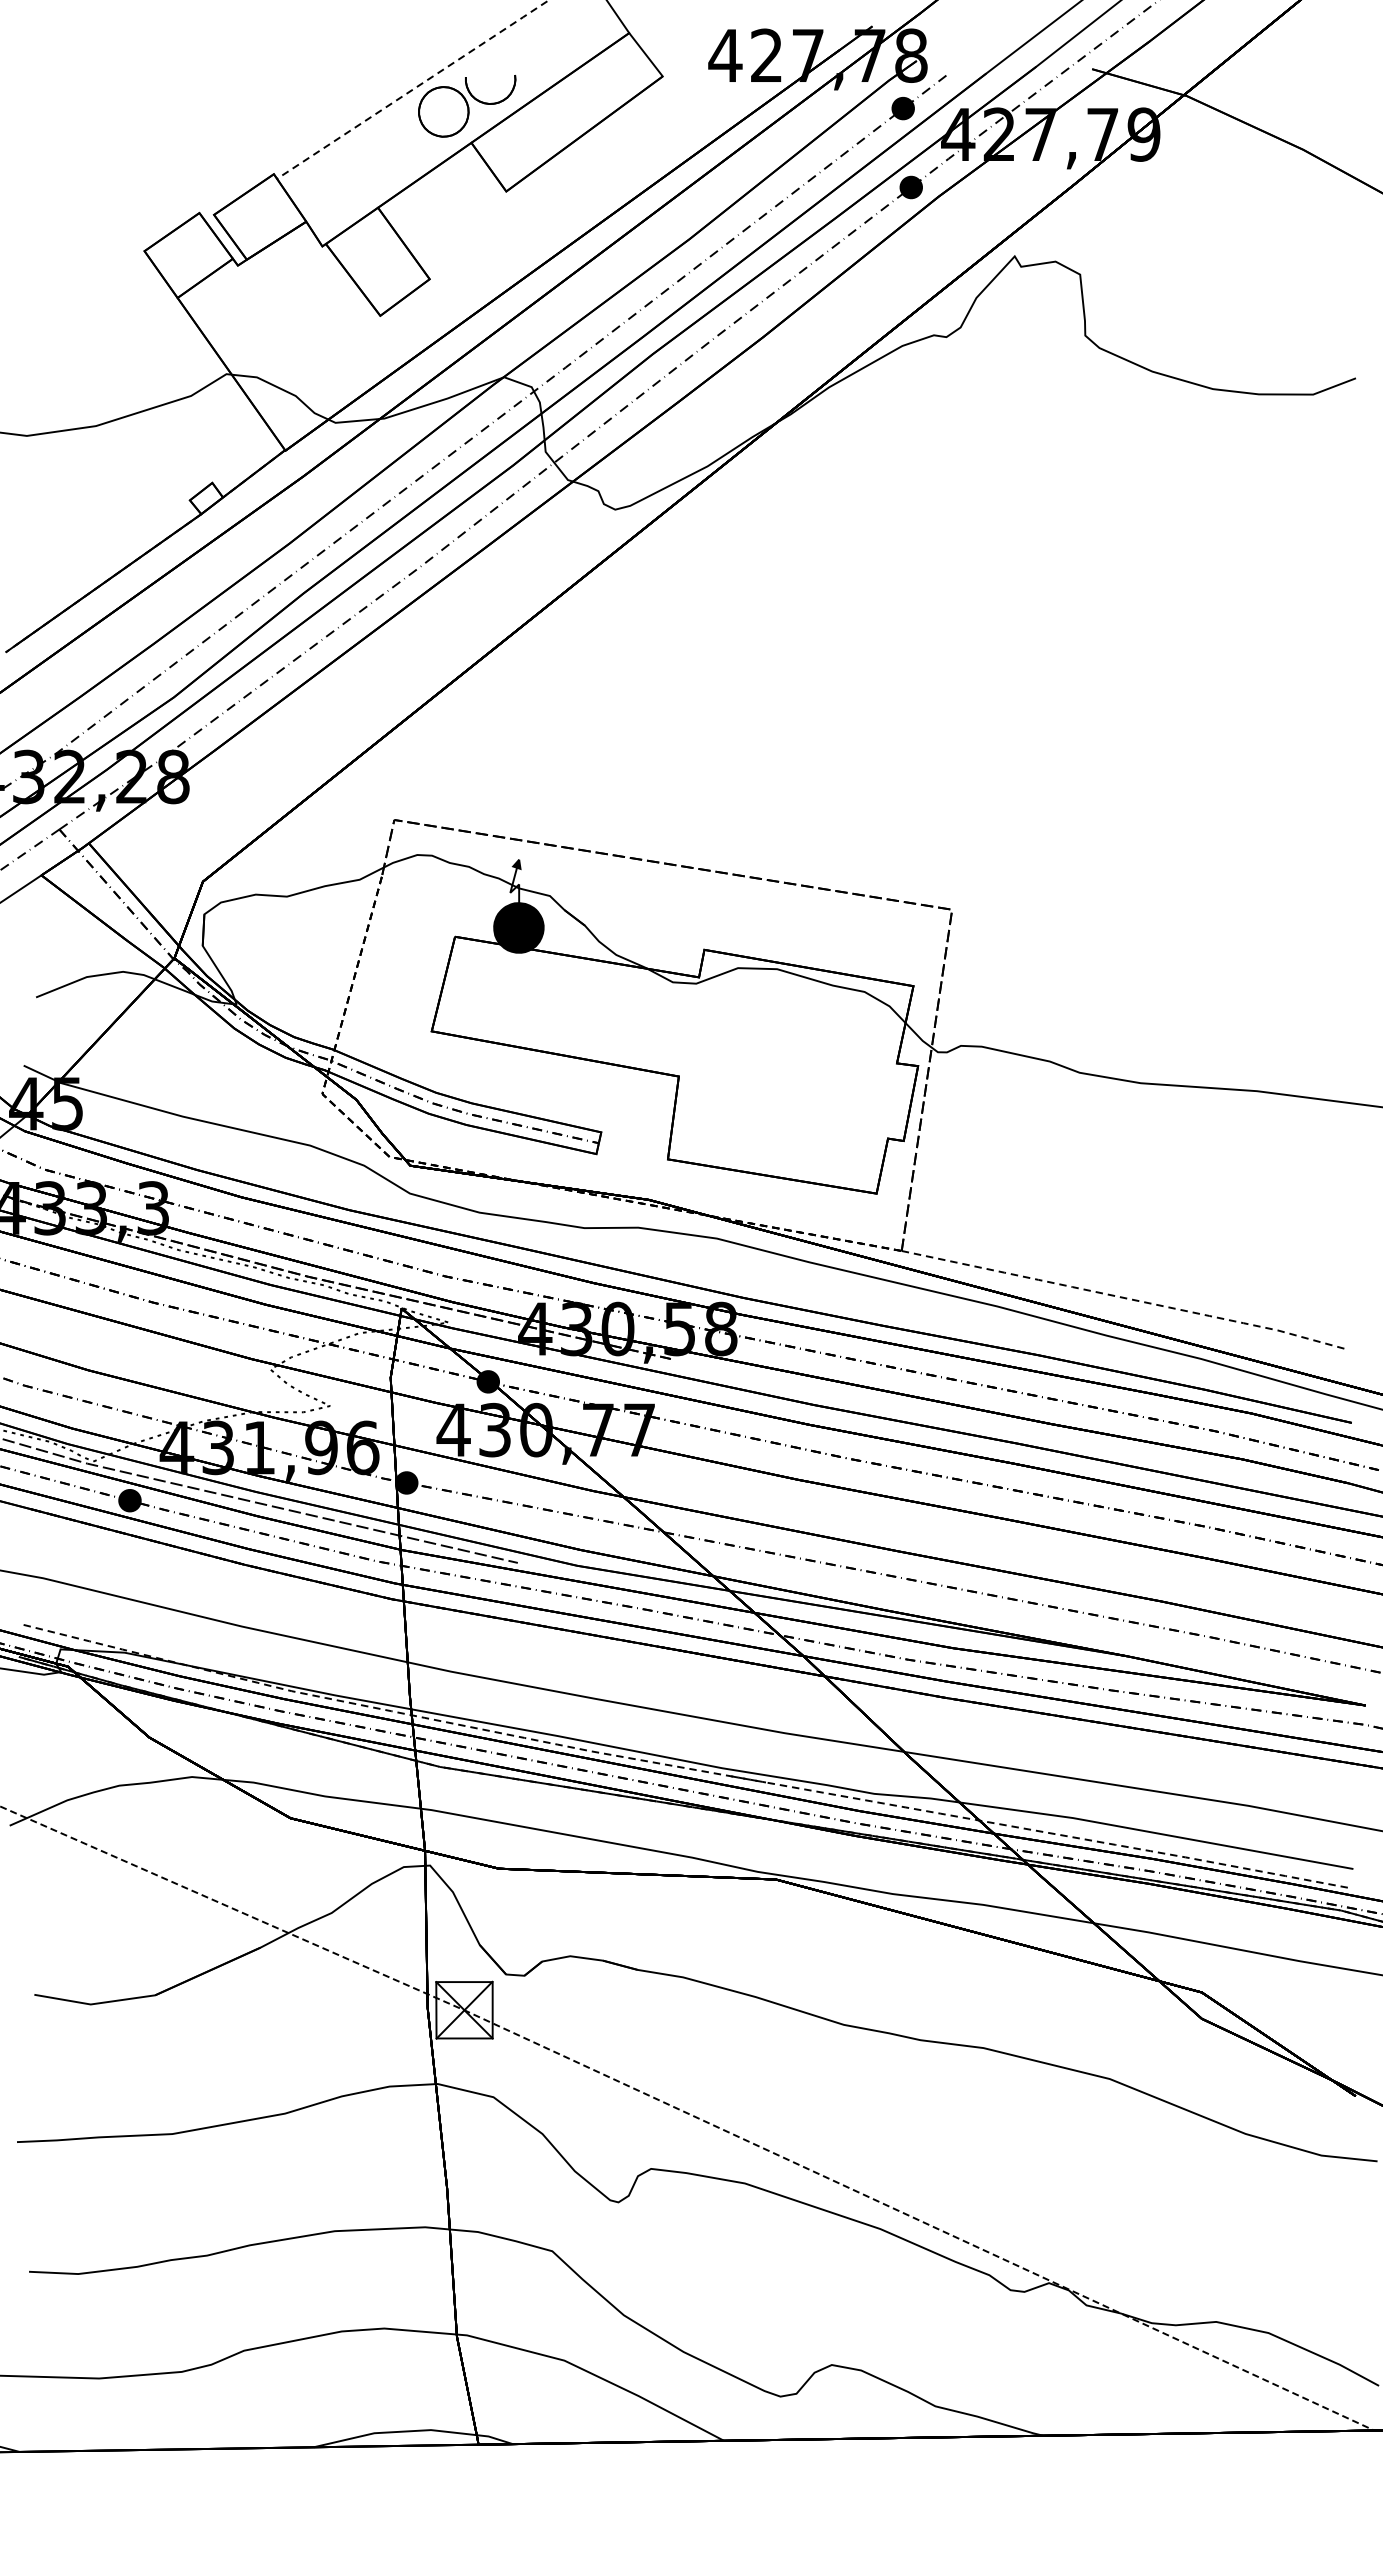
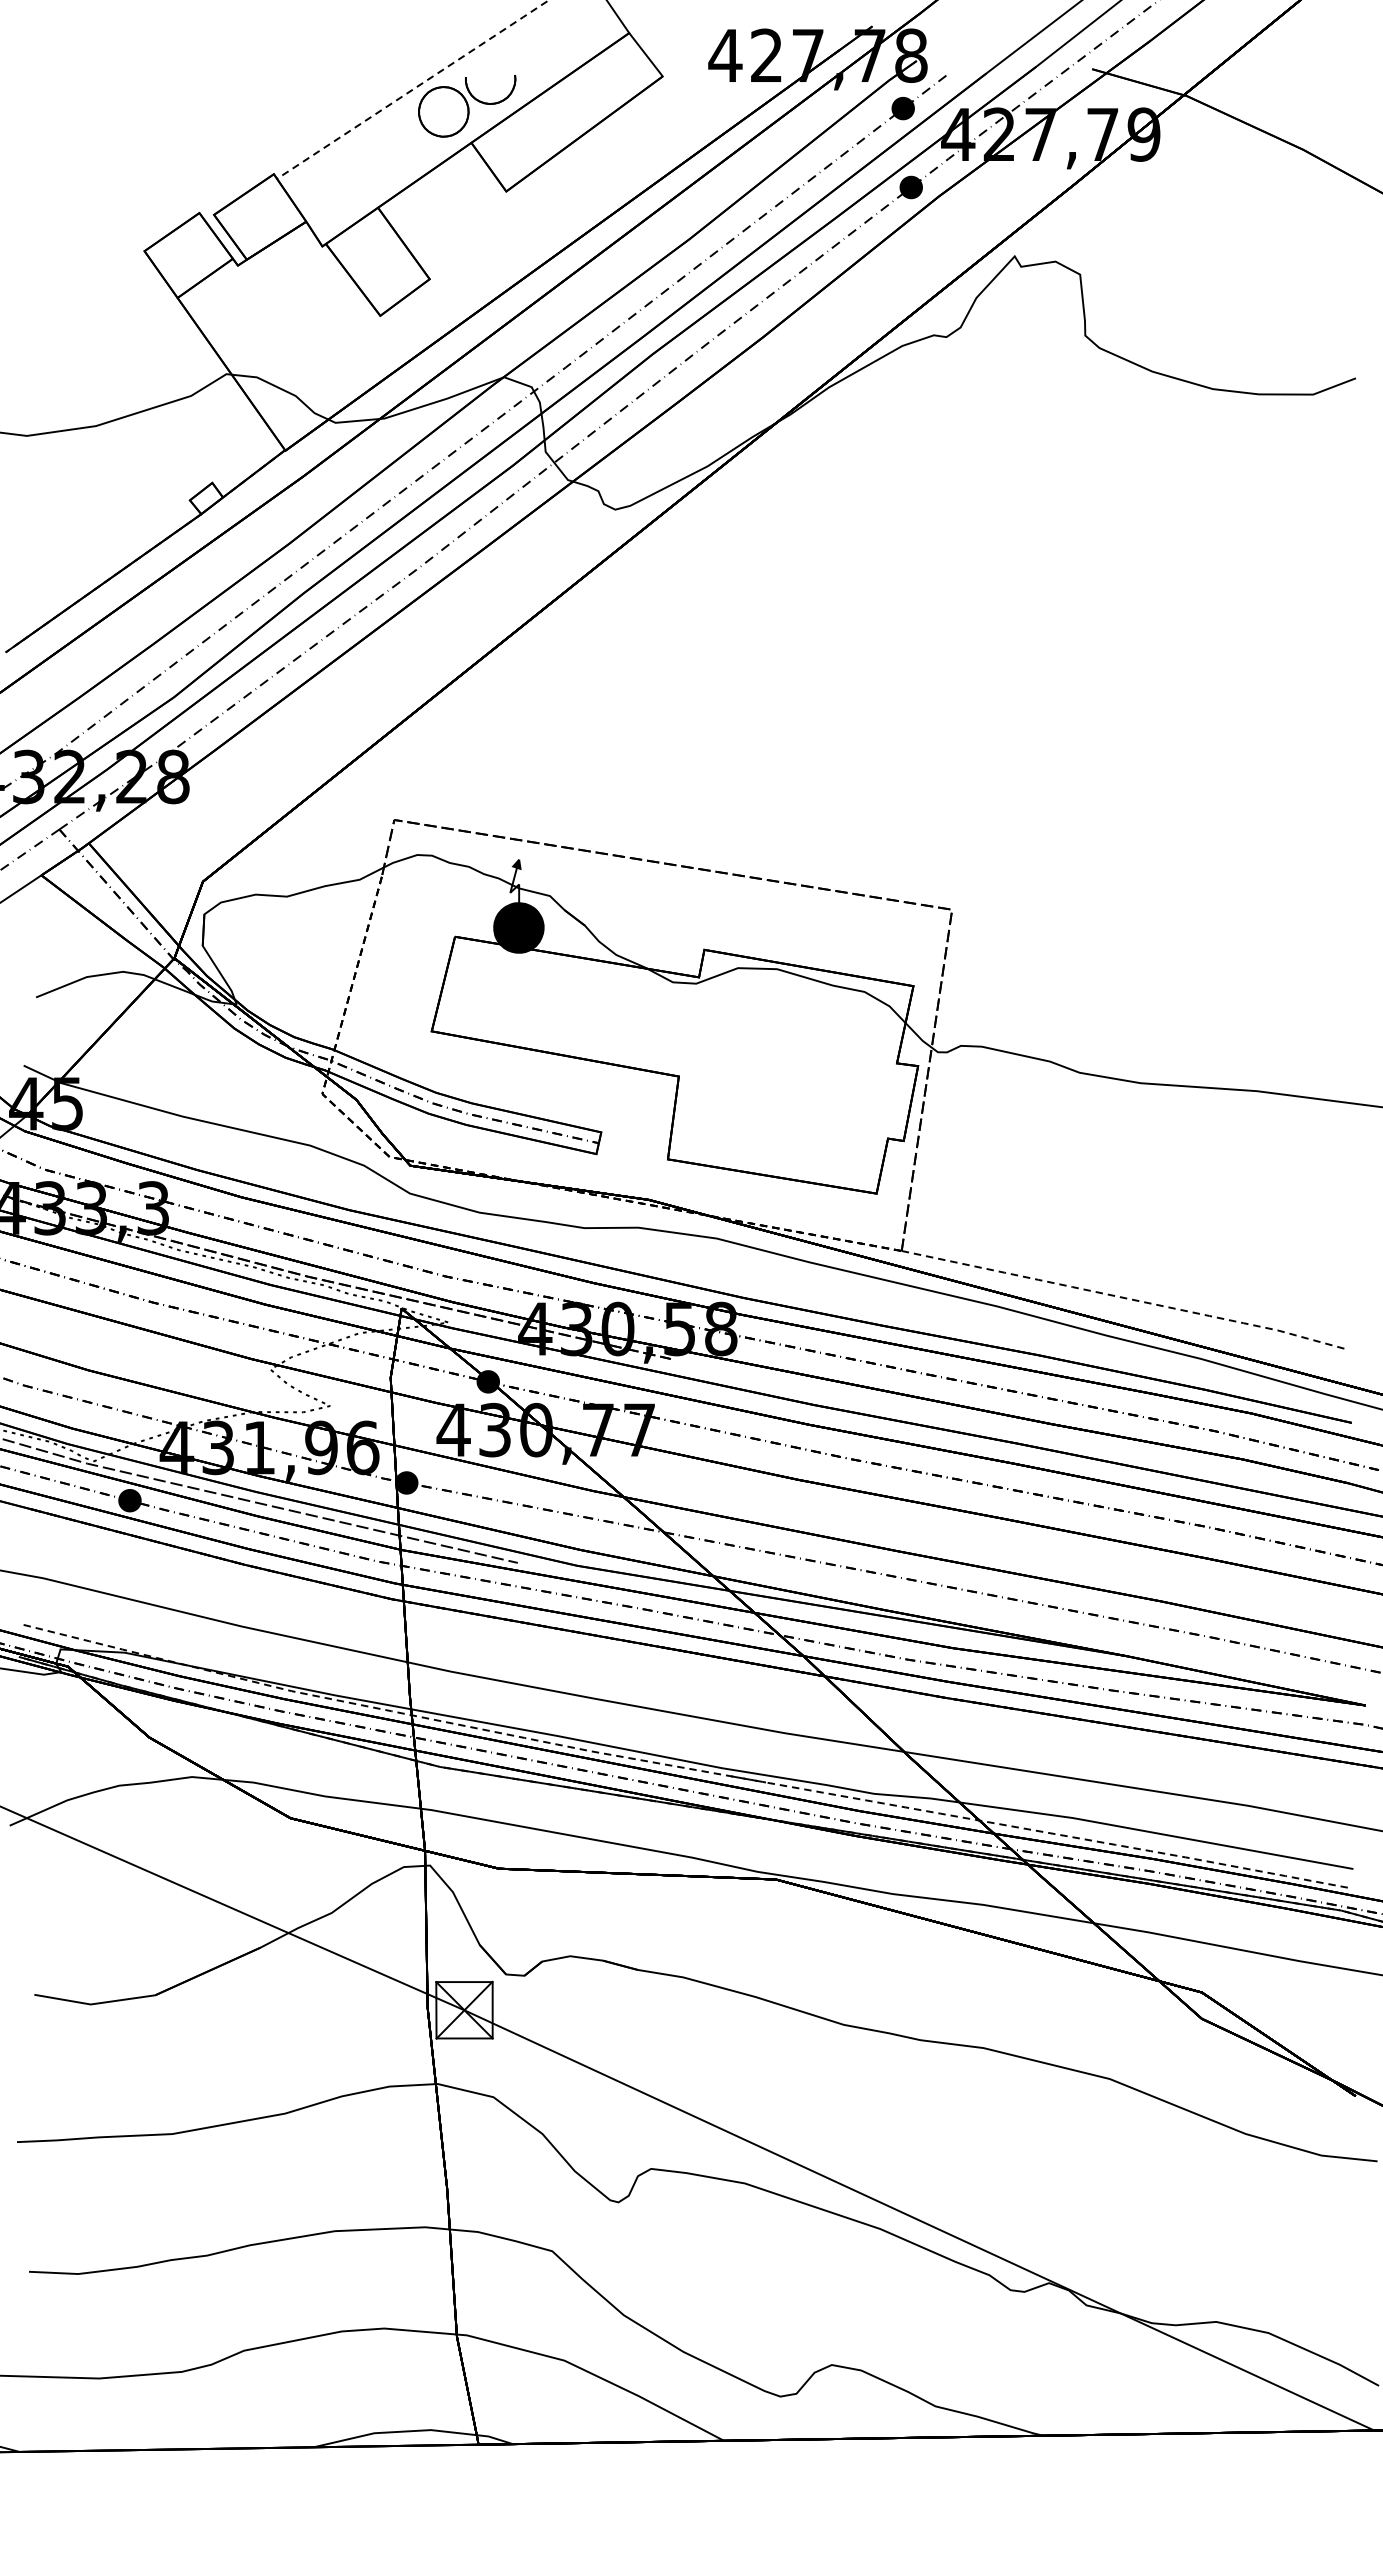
line: dashed -> solid (689, 2114)
